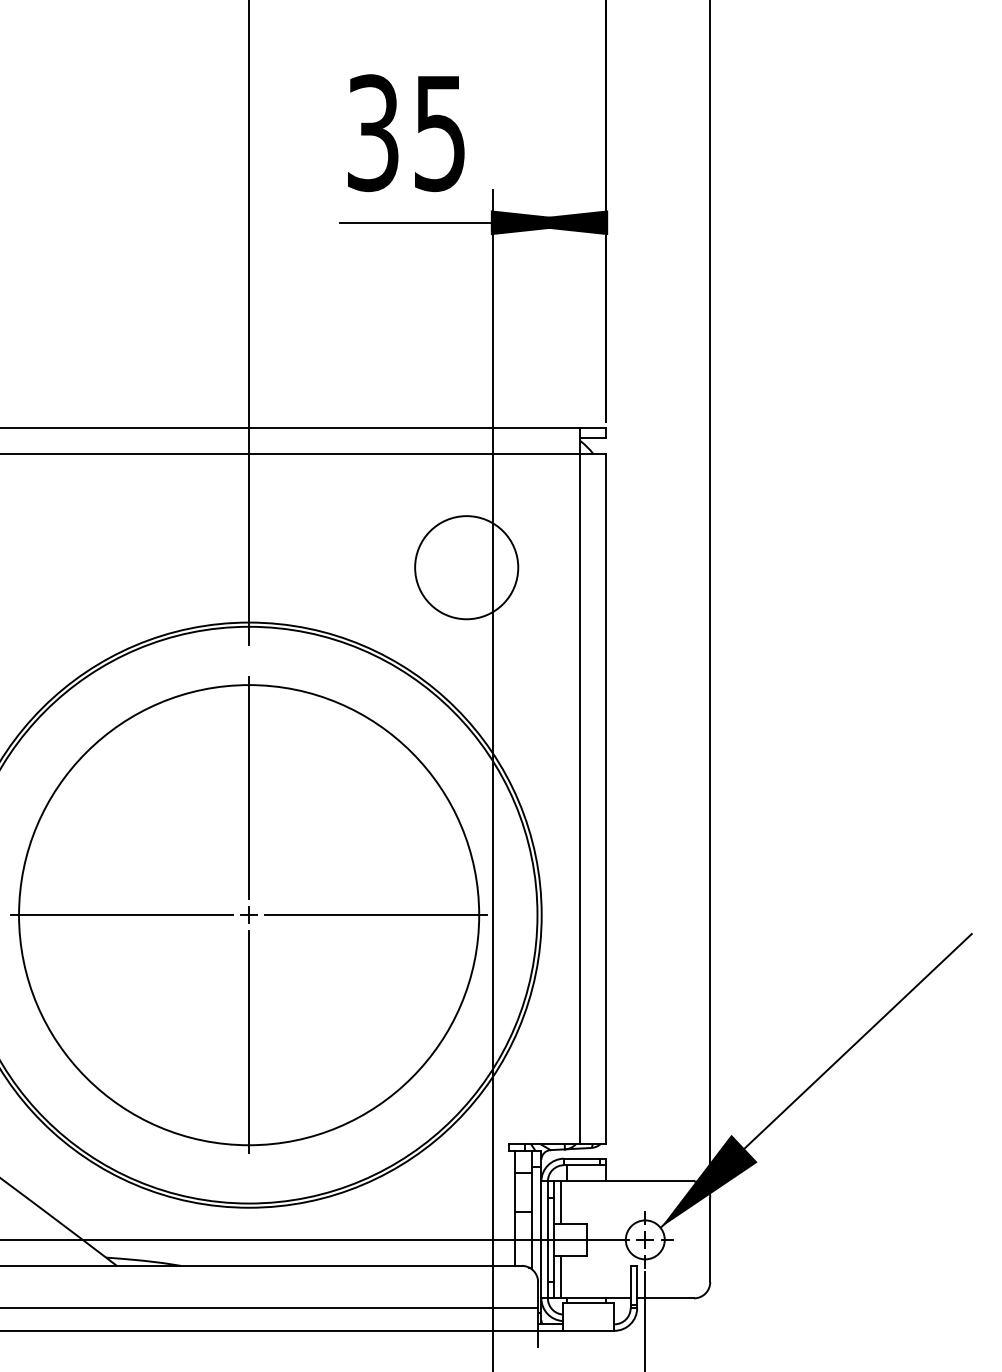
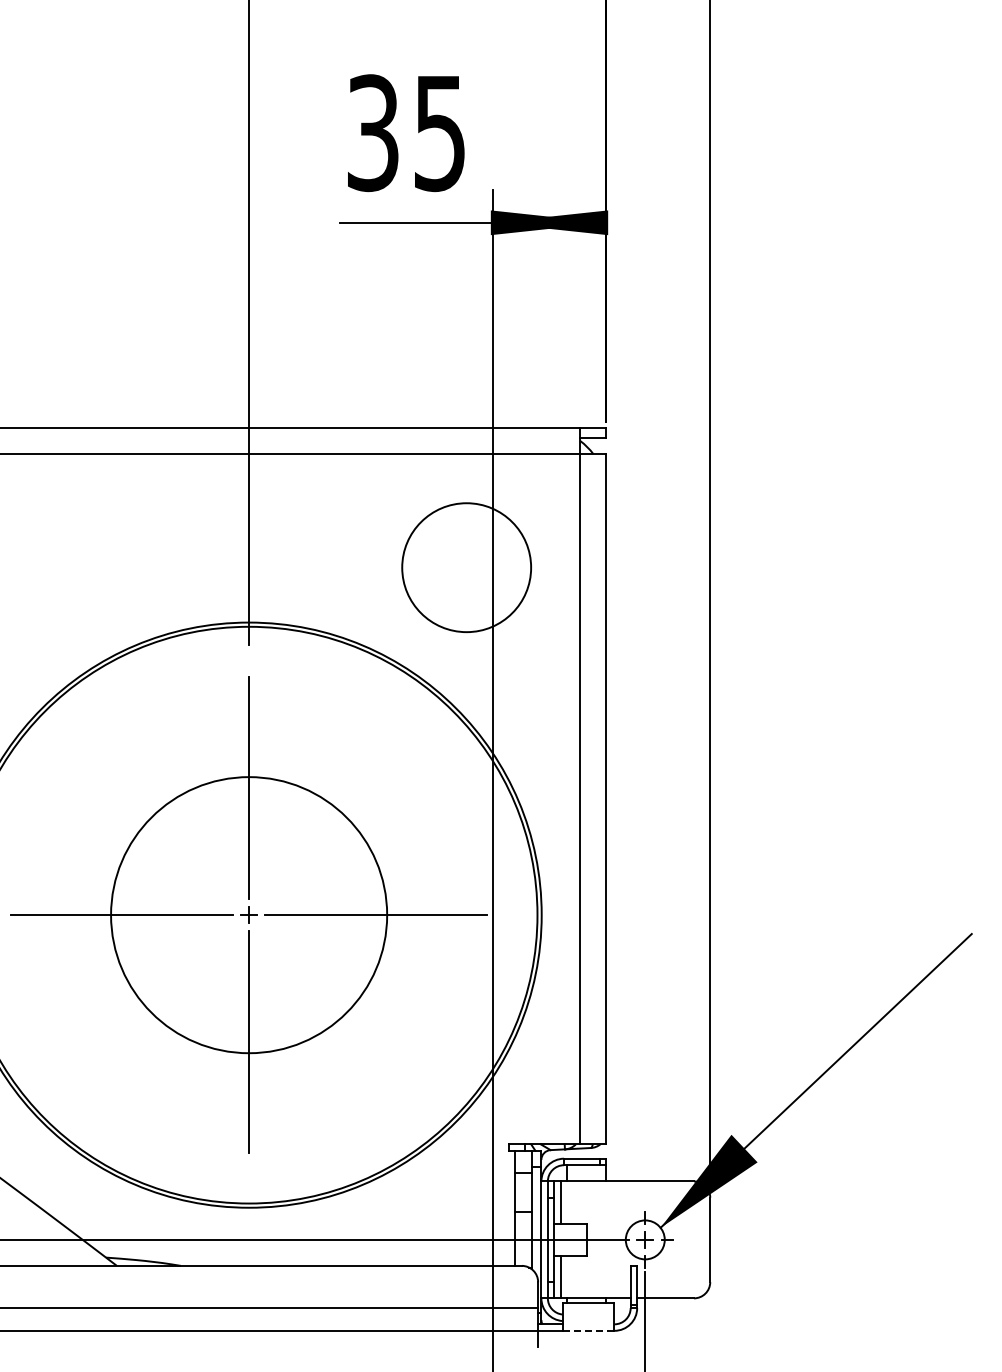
circle diameter: 103 px -> 129 px (466, 567)
circle diameter: 460 px -> 276 px (249, 915)
line: solid -> dashed (588, 1330)
